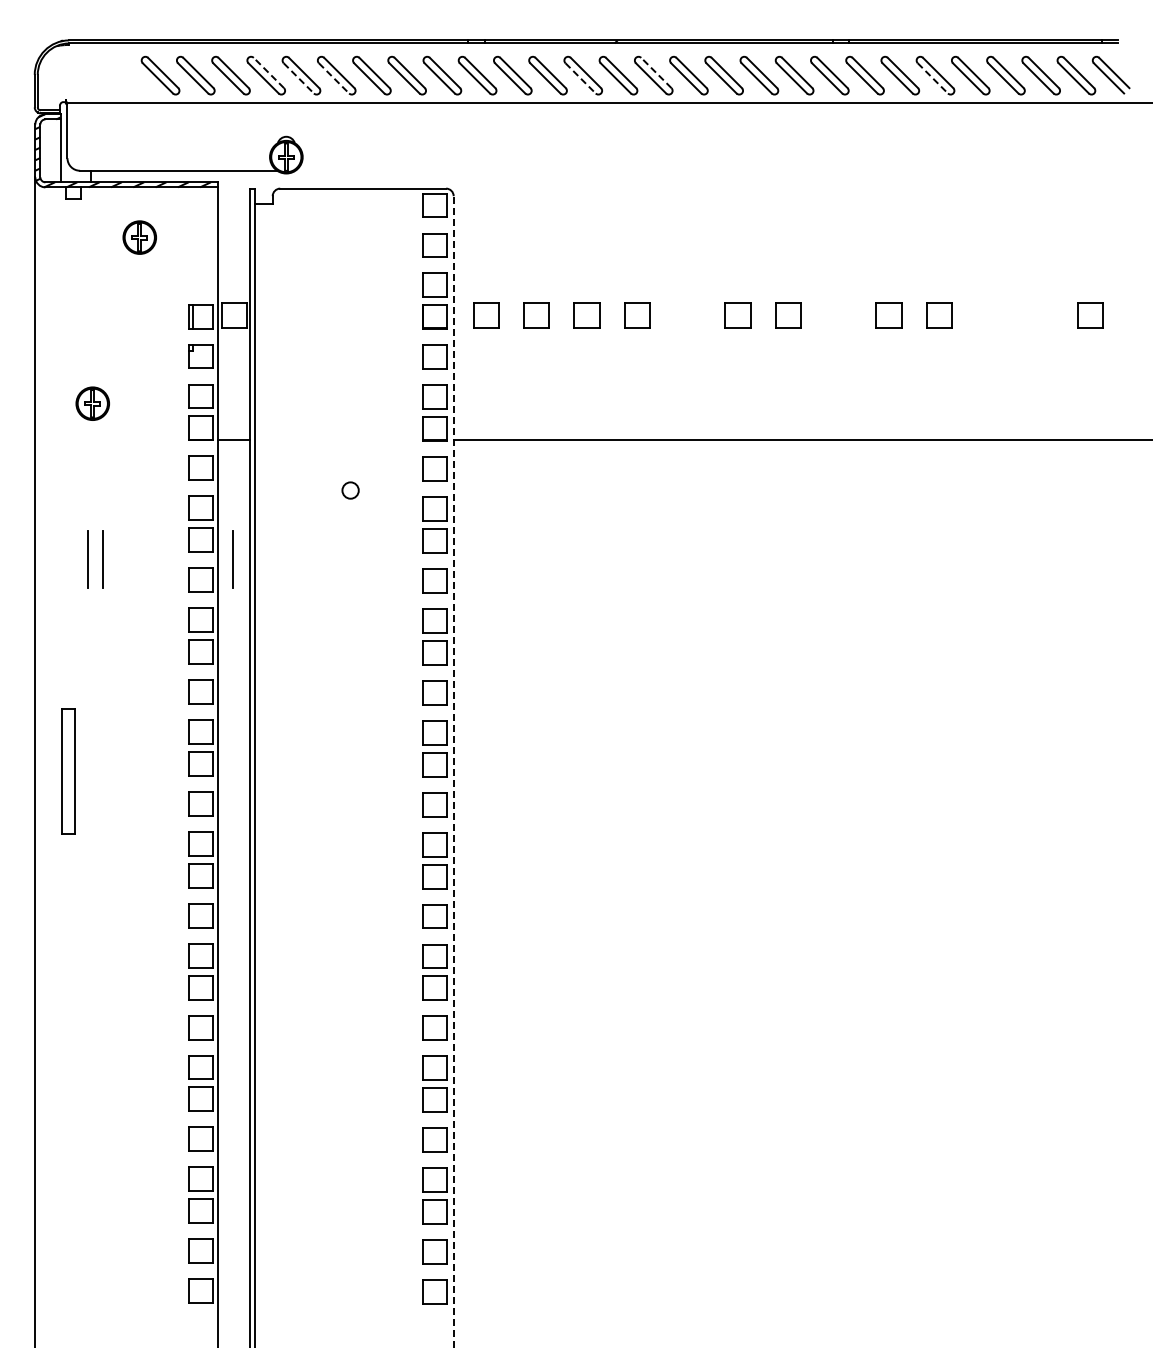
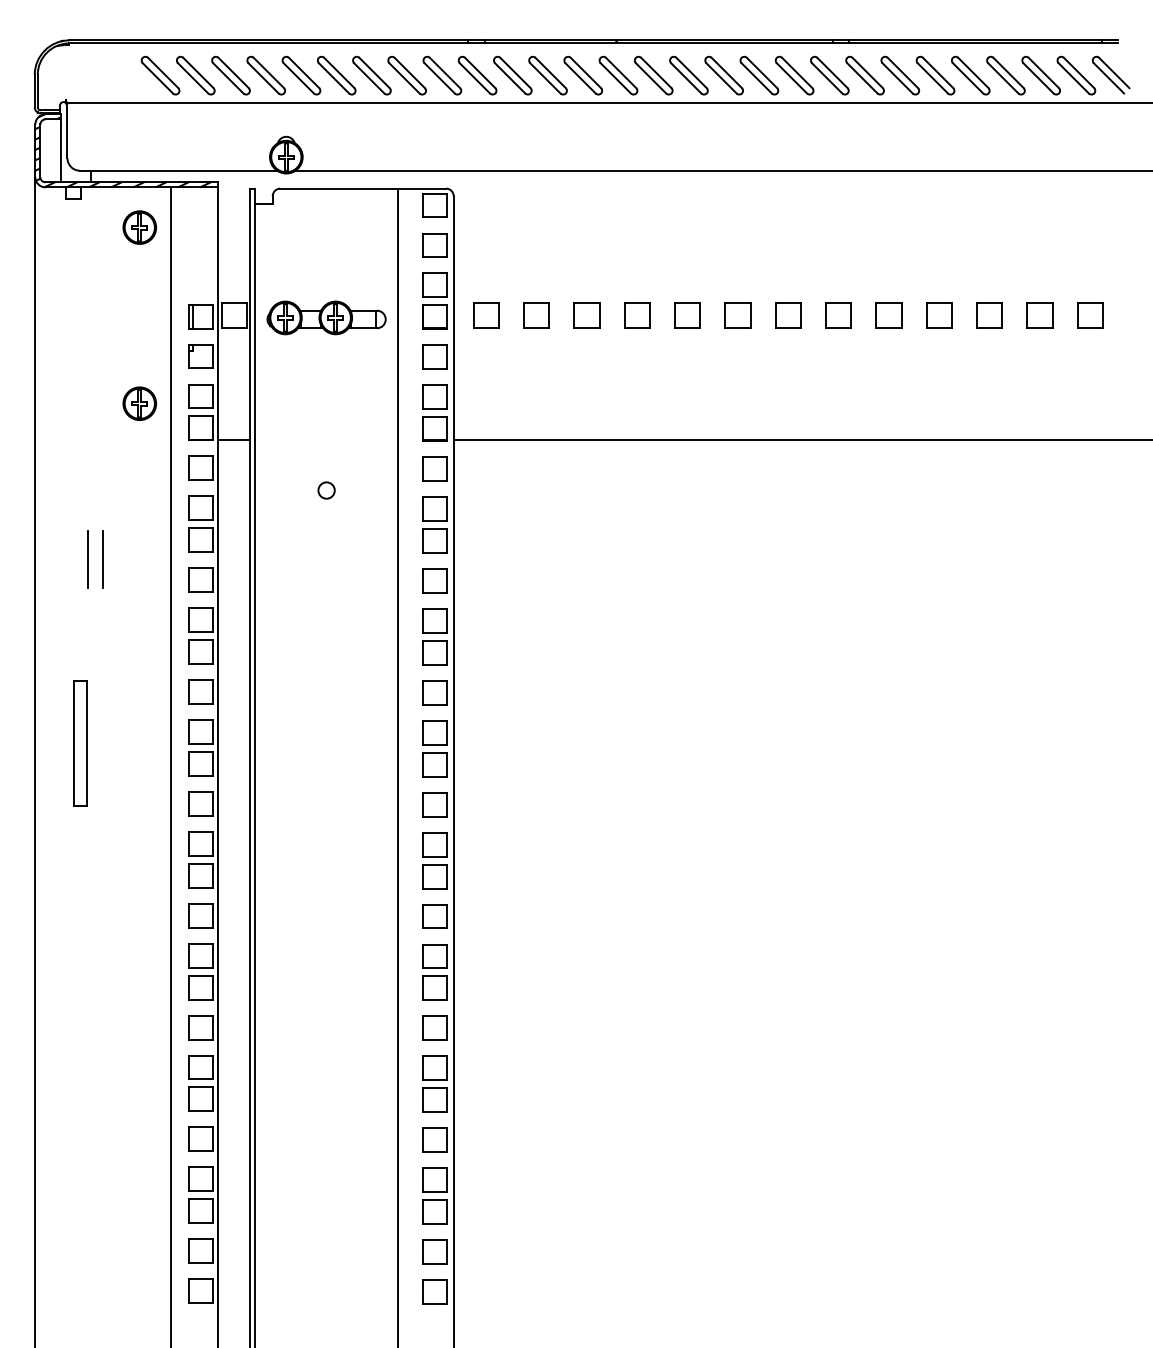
line: dashed -> solid (268, 72)
line: dashed -> solid (656, 72)
line: dashed -> solid (299, 78)
line: dashed -> solid (334, 78)
line: dashed -> solid (580, 78)
line: dashed -> solid (933, 78)
line: none -> present (722, 170)
part position: (139, 237) -> (139, 227) (139, 227)
part: none -> present (687, 315)
part: none -> present (838, 315)
part: none -> present (989, 315)
part: none -> present (1039, 315)
part: none -> present (326, 317)
part position: (92, 403) -> (139, 403) (139, 403)
circle position: (350, 490) -> (326, 490) (326, 490)
line: present -> none (232, 559)
line: none -> present (171, 765)
line: none -> present (398, 766)
part position: (68, 771) -> (80, 743) (80, 743)
line: dashed -> solid (453, 771)
